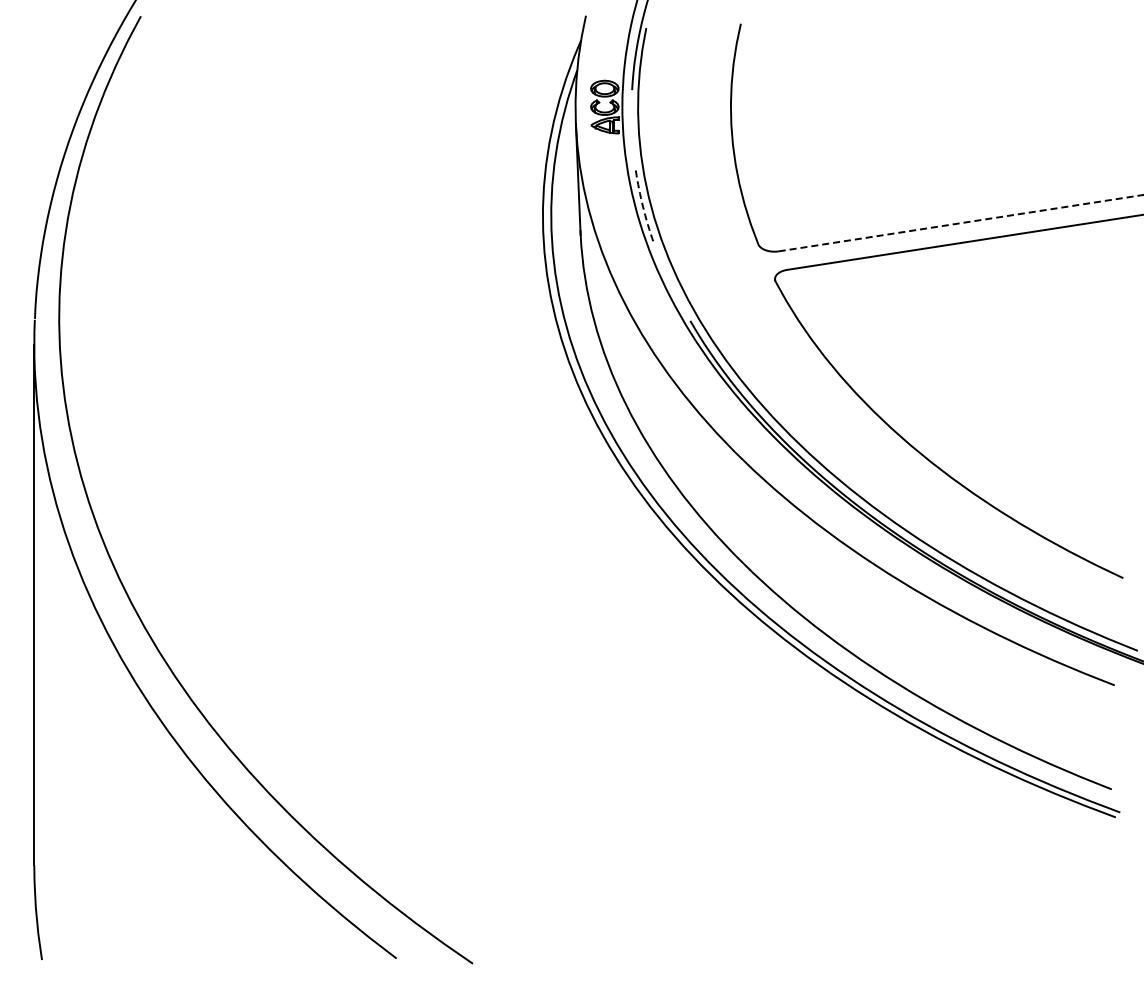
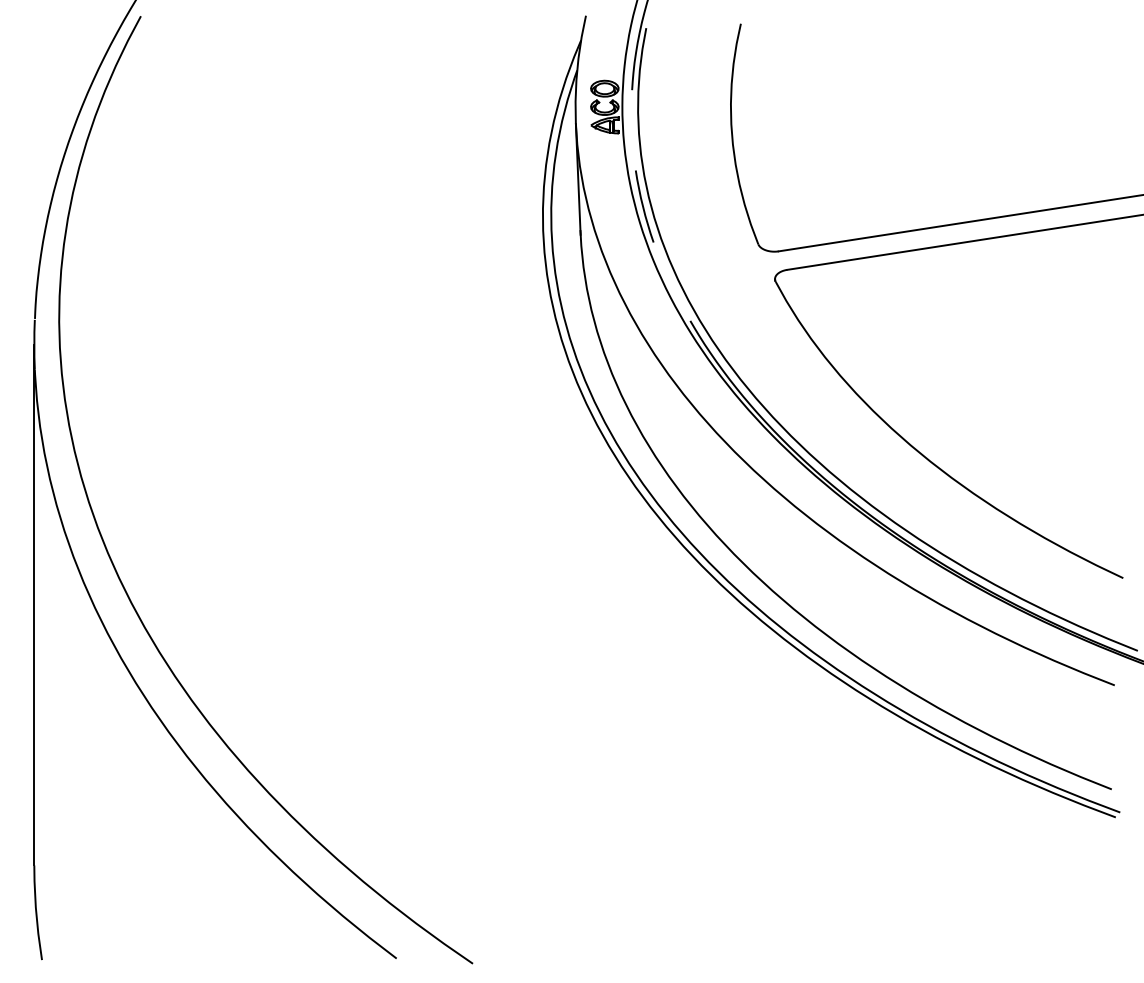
arc: dashed -> solid (643, 206)
line: dashed -> solid (961, 223)
